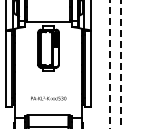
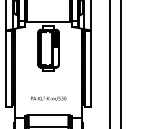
line: dashed -> solid (109, 64)
line: dashed -> solid (121, 64)
